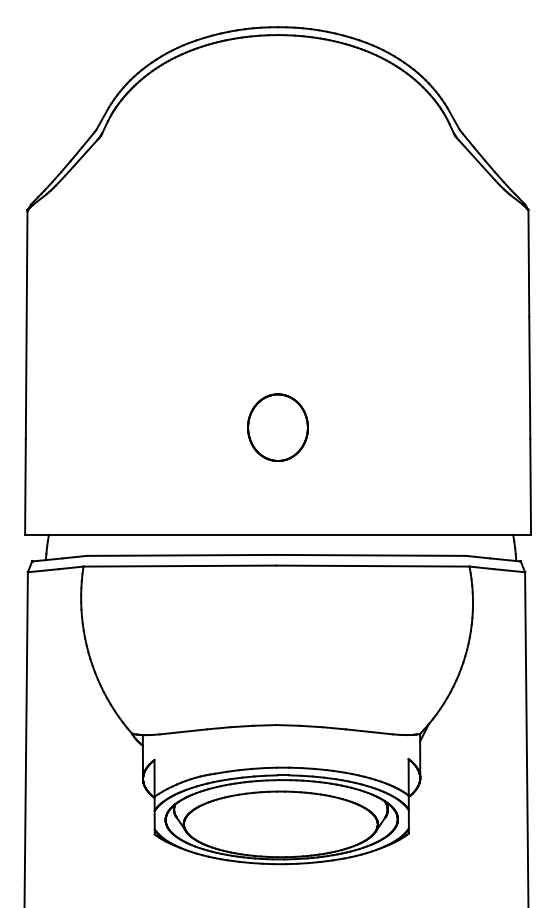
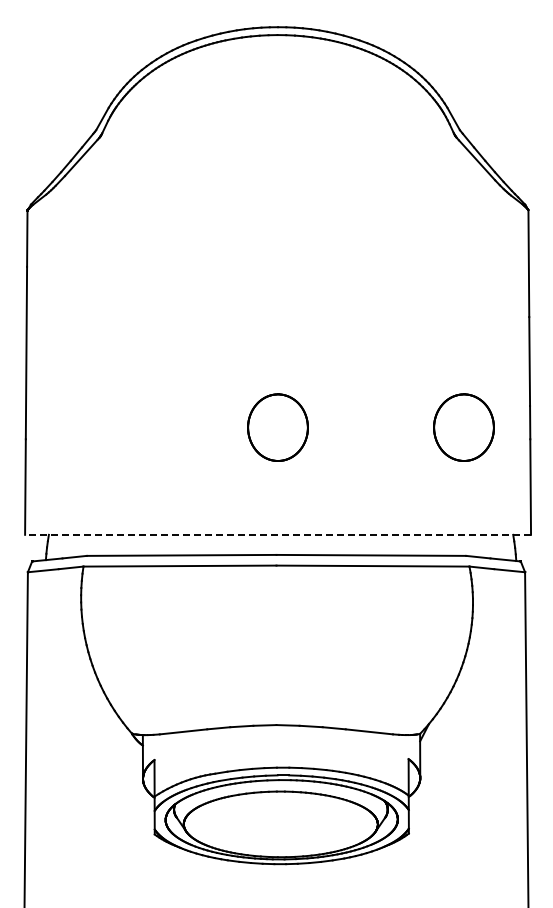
part: none -> present (463, 427)
line: solid -> dashed (278, 534)
